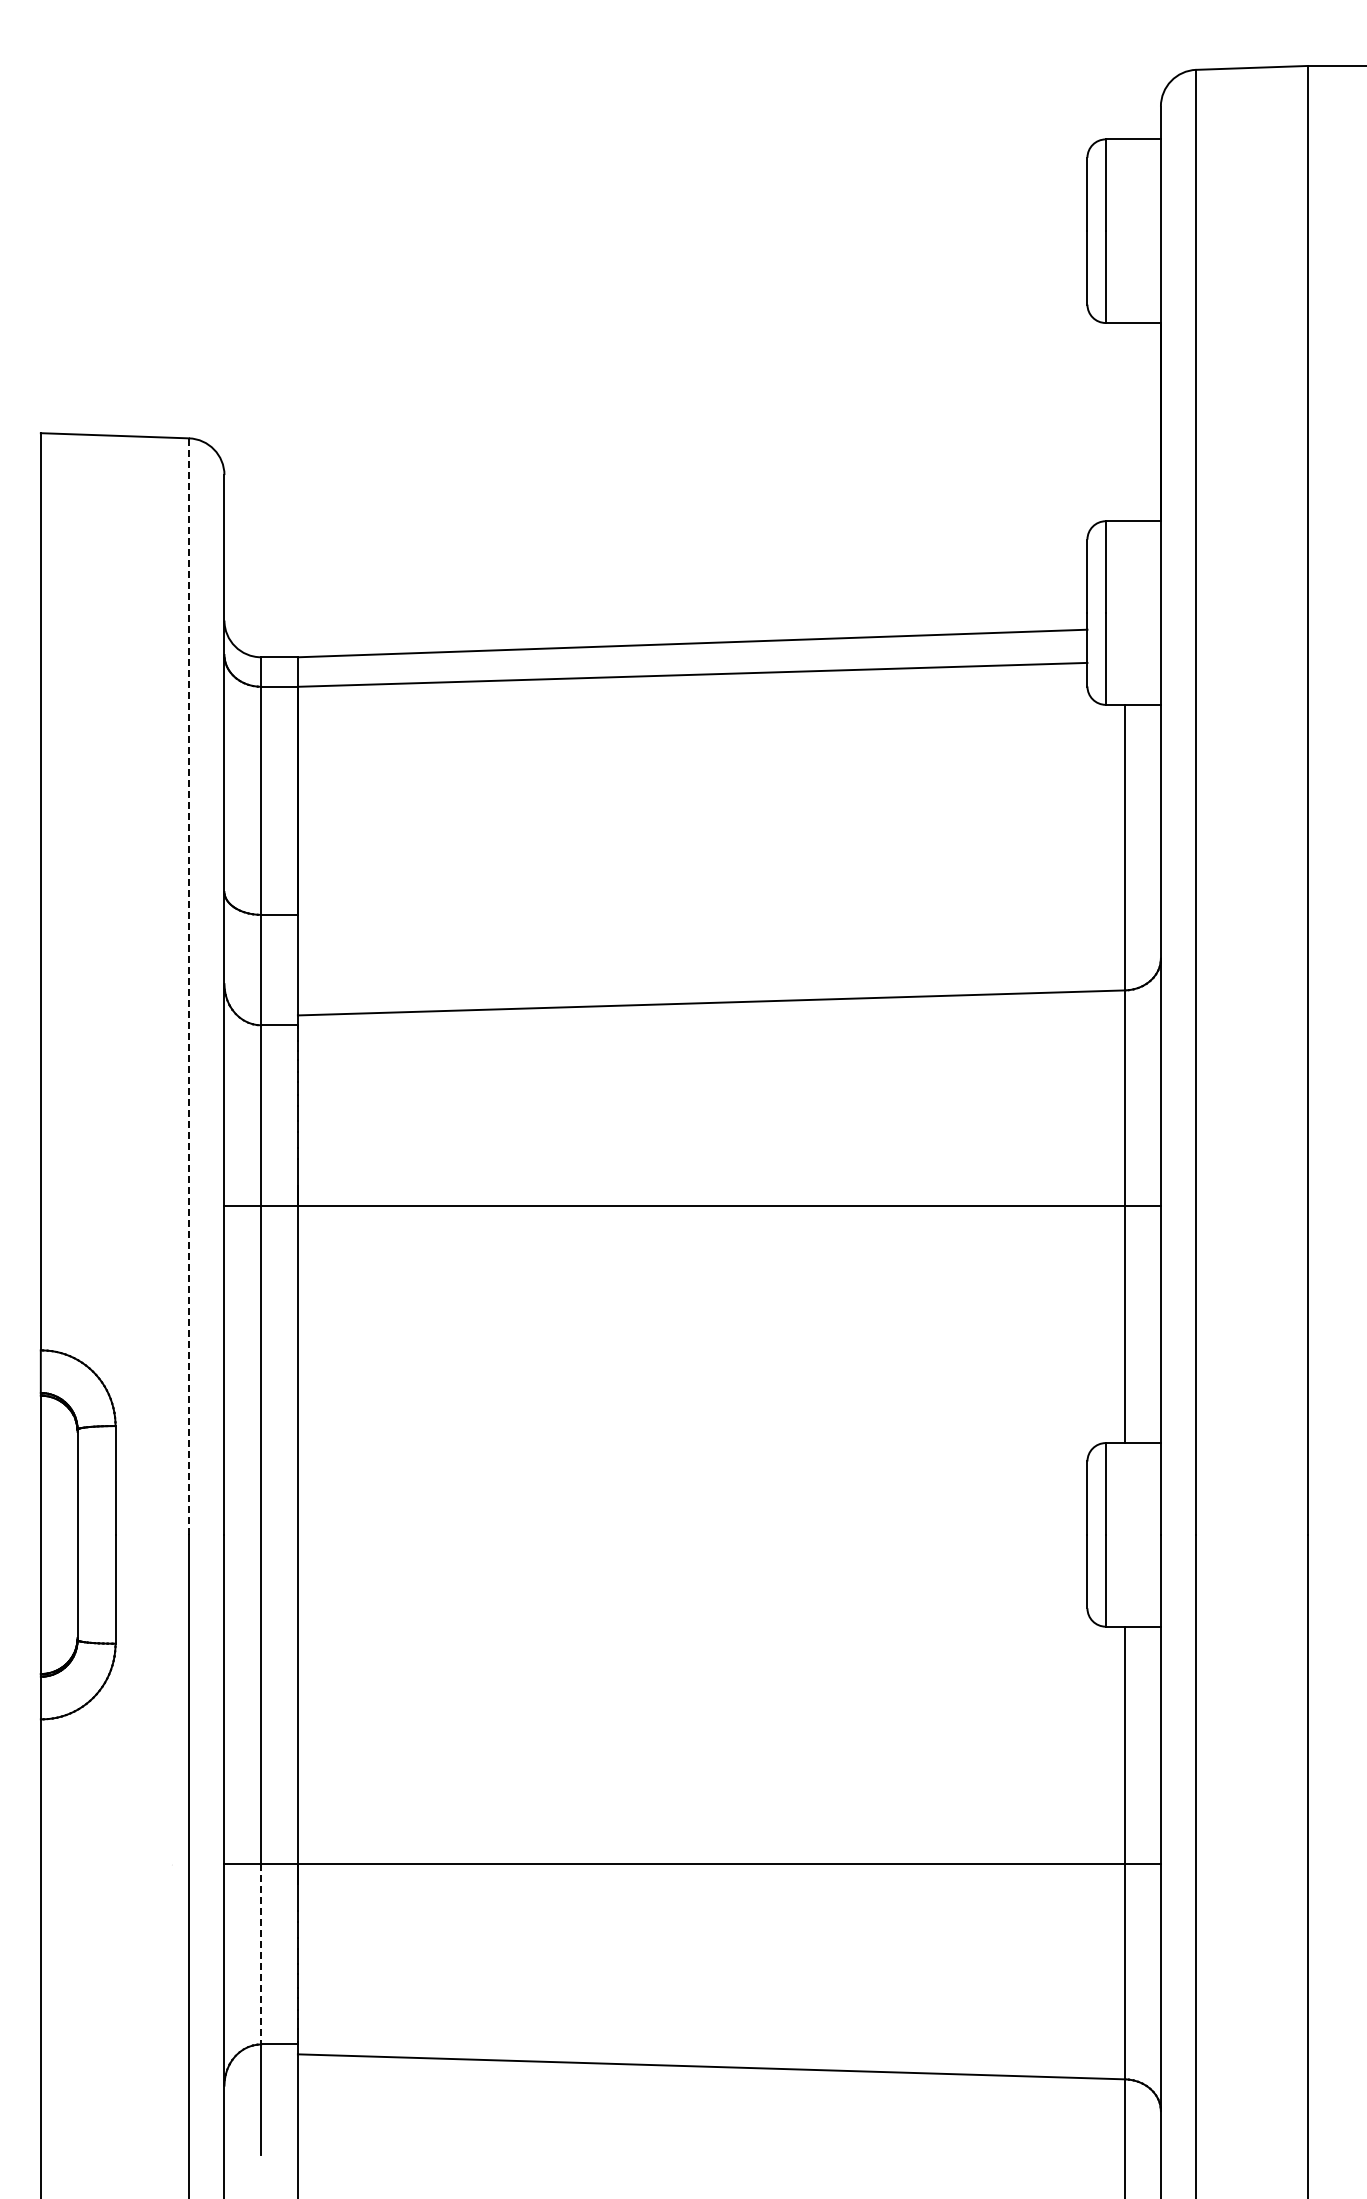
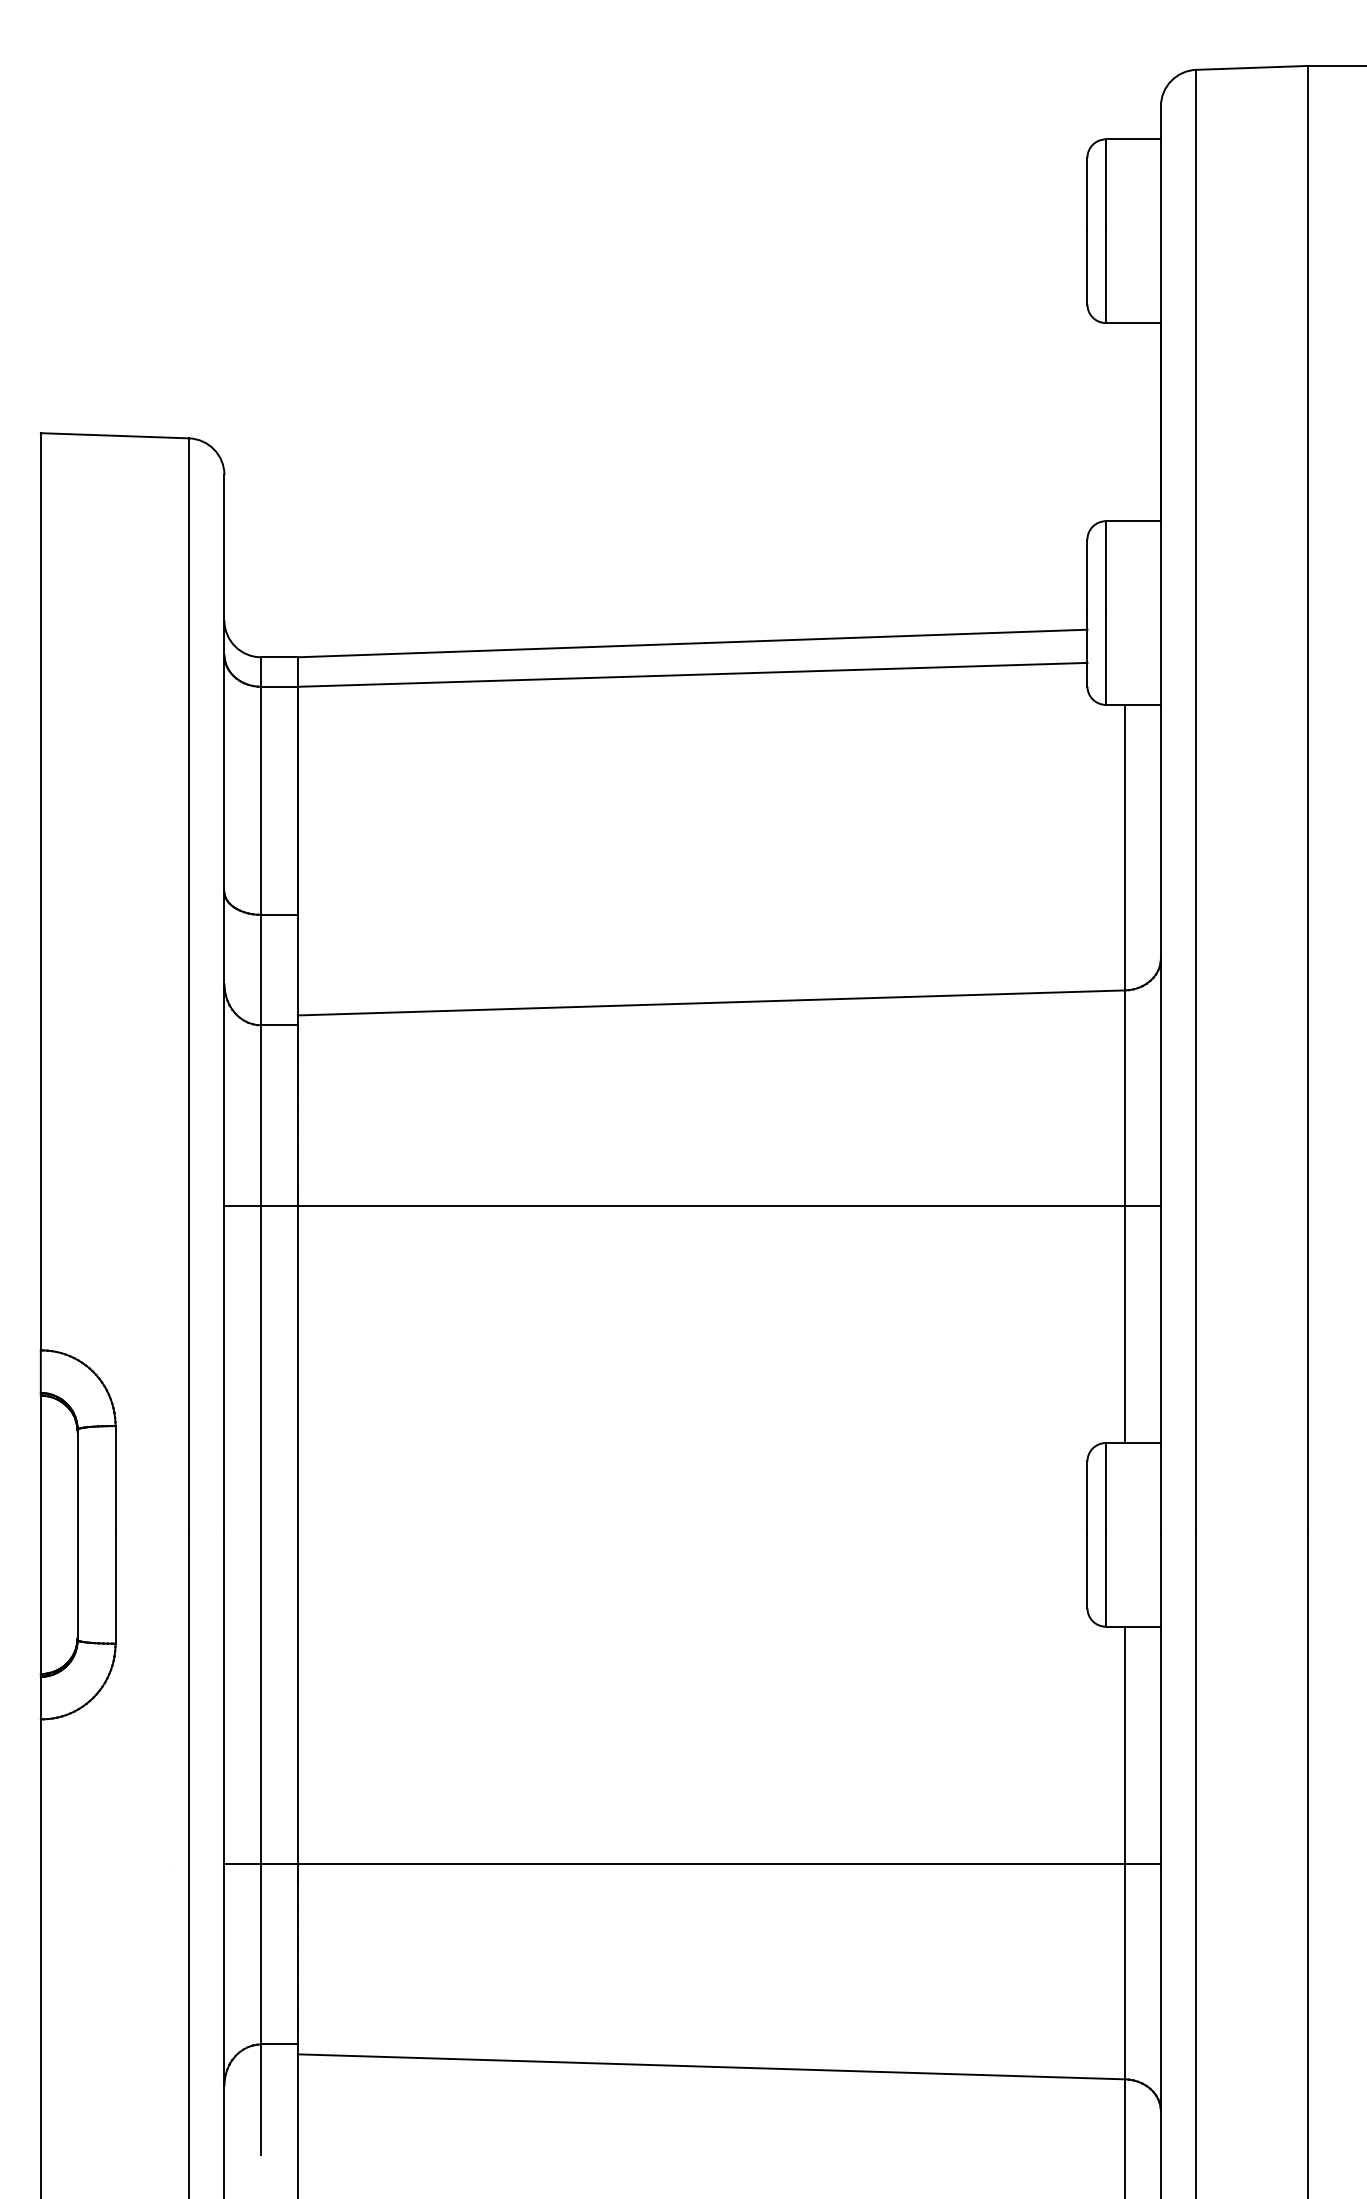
line: dashed -> solid (189, 986)
line: dashed -> solid (261, 1954)
